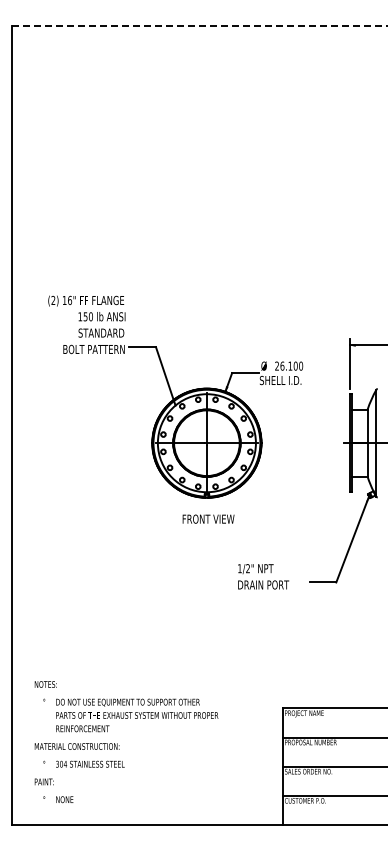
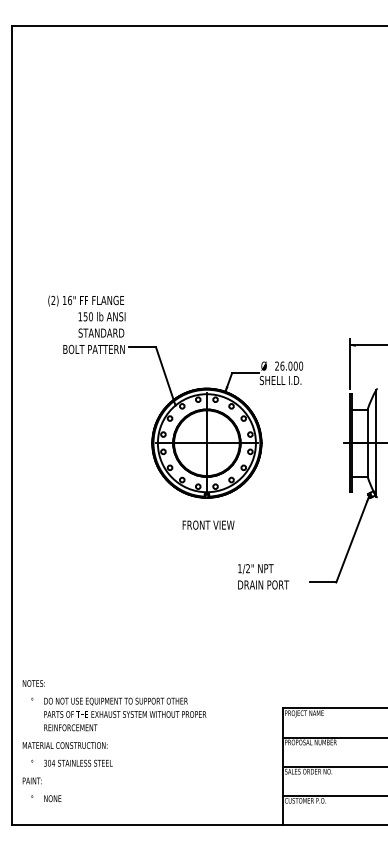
line: dashed -> solid (199, 25)
text: 26.100 -> 26.000 (290, 365)
text position: (208, 518) -> (208, 524) (208, 524)
text position: (126, 742) -> (114, 741) (114, 741)
